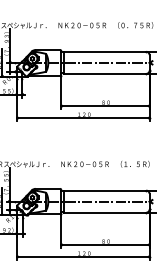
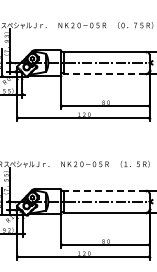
line: solid -> dashed (104, 73)
line: solid -> dashed (104, 190)
